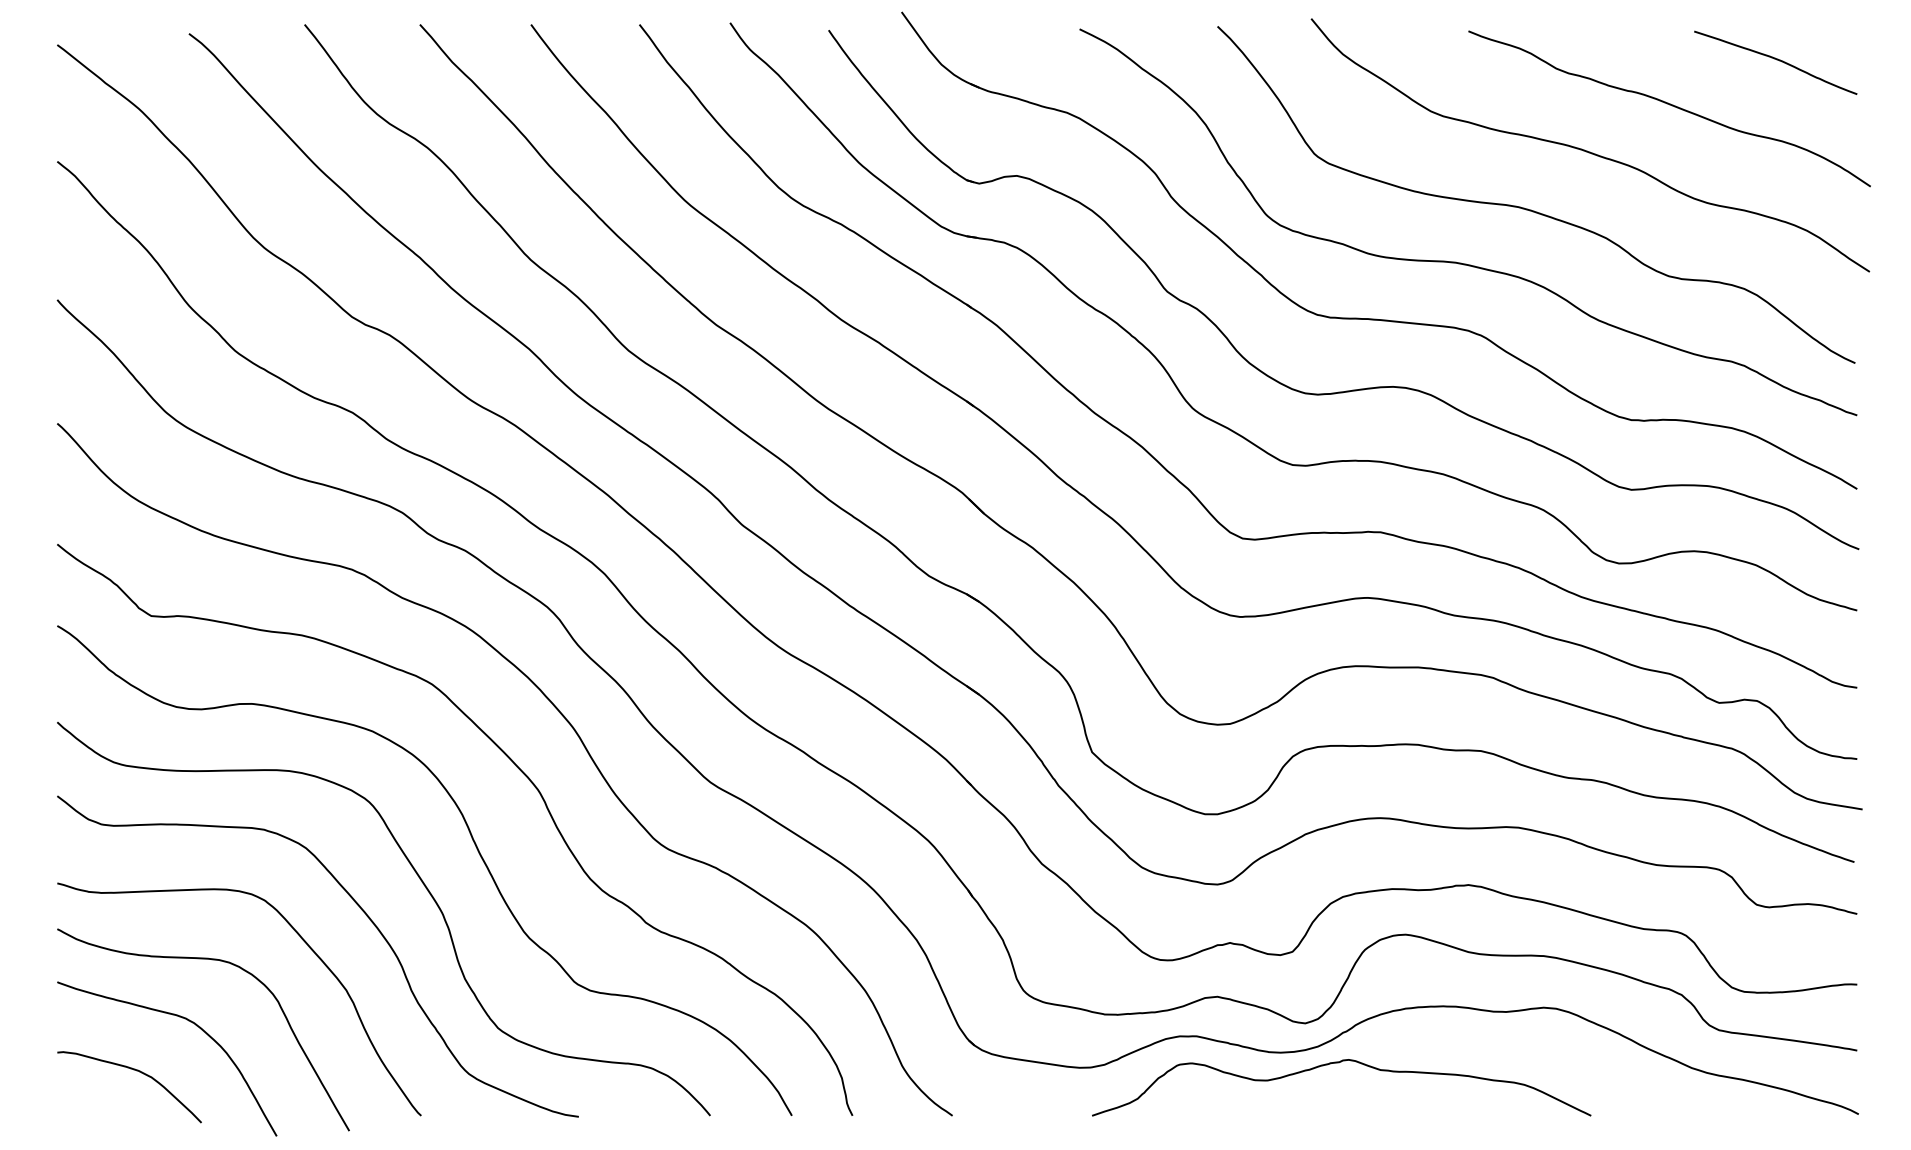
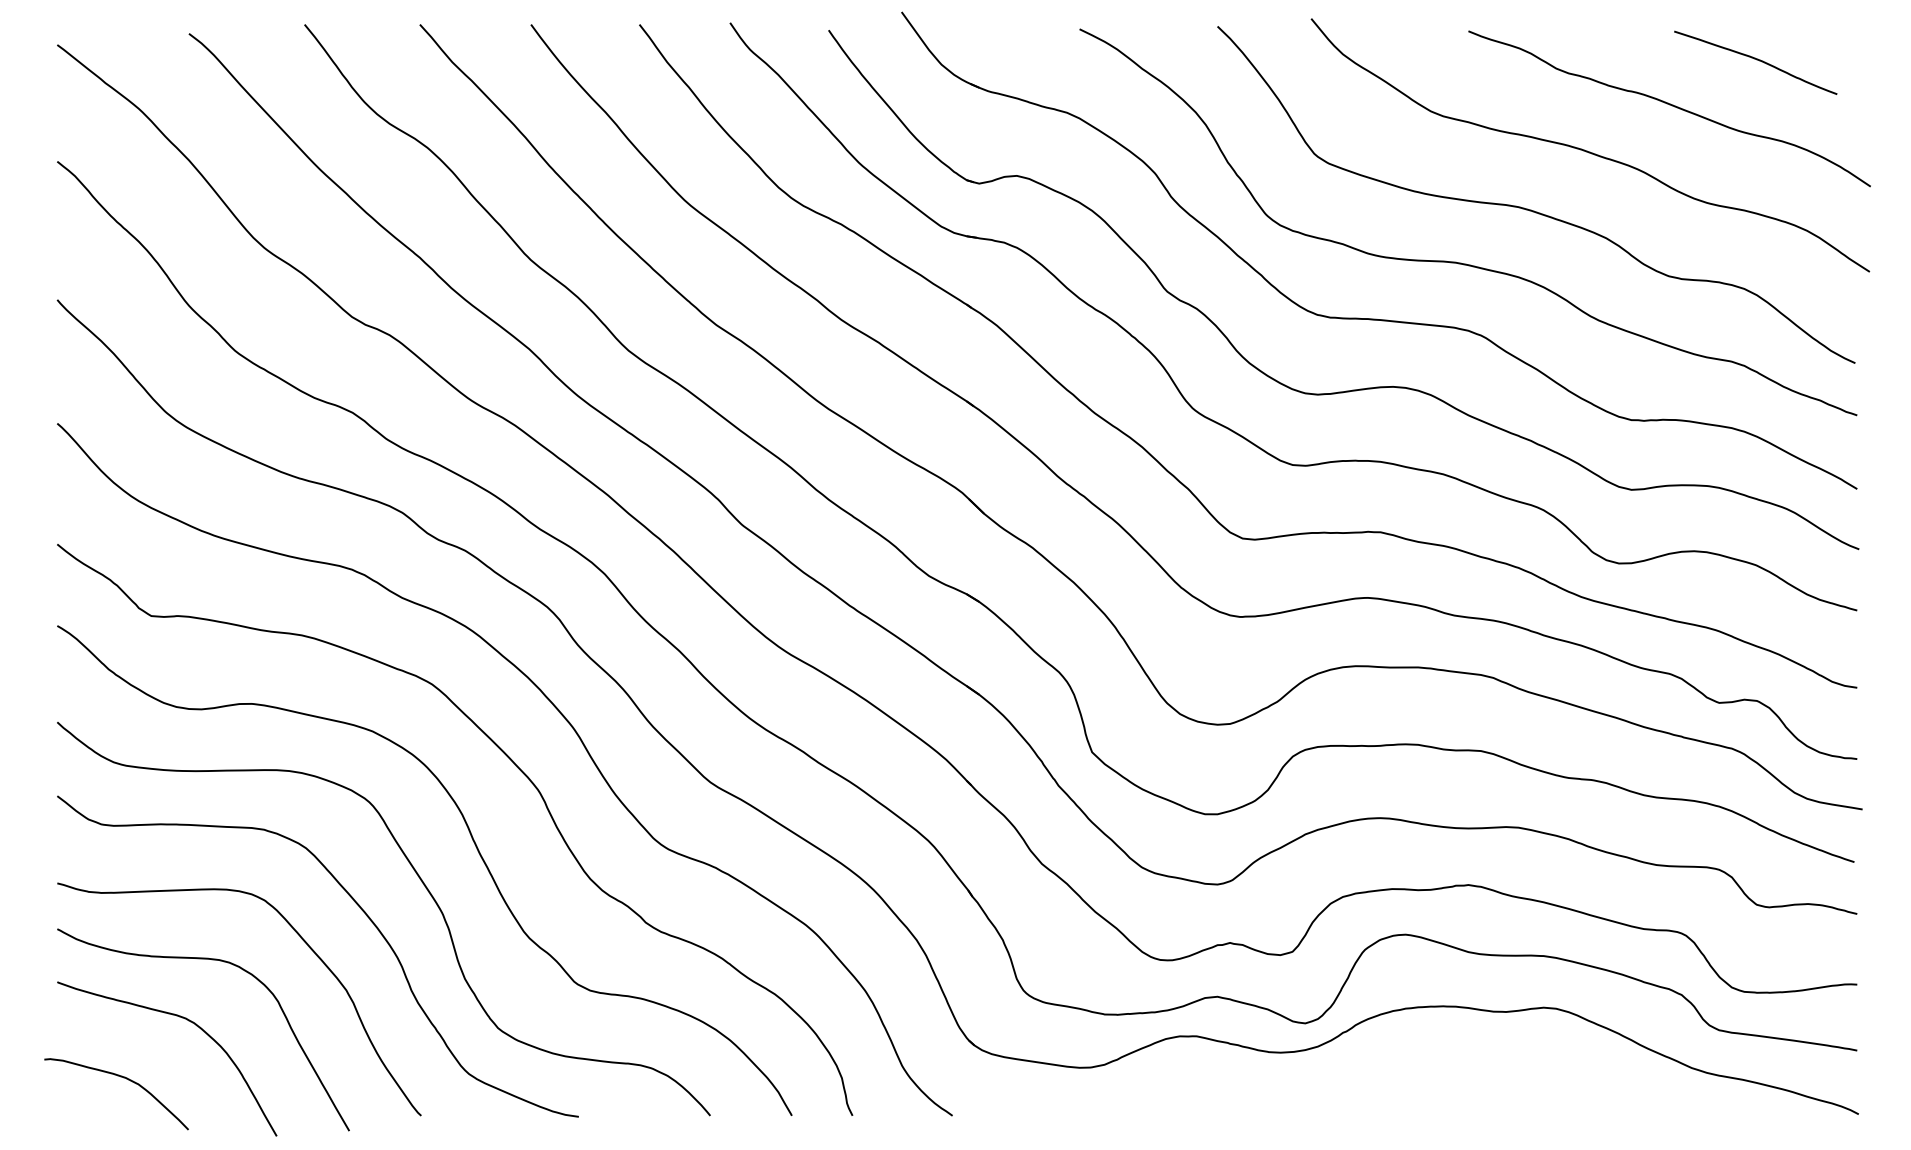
curve position: (1776, 60) -> (1756, 60) (1756, 60)
curve: present -> none (1339, 1063)
curve position: (133, 1070) -> (120, 1077) (120, 1077)
